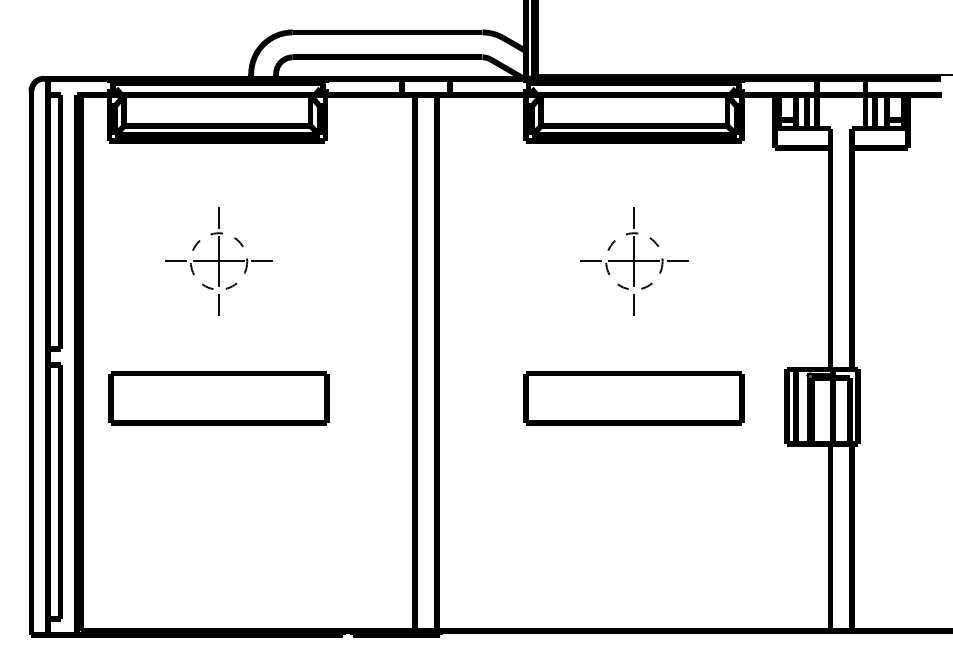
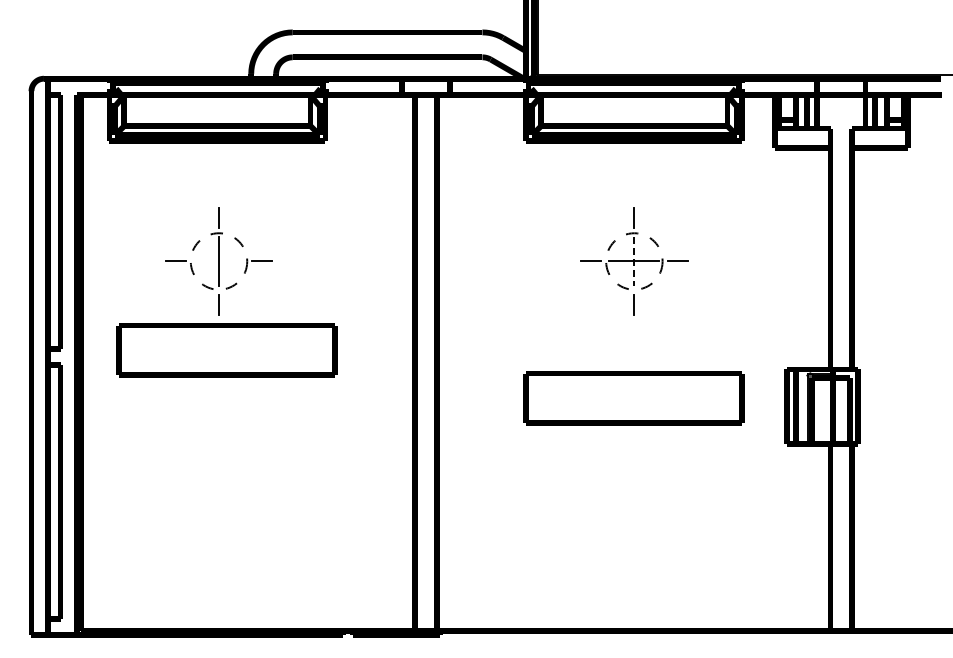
line: present -> none (218, 261)
line: solid -> dashed (634, 261)
part position: (218, 398) -> (226, 350) (226, 350)
